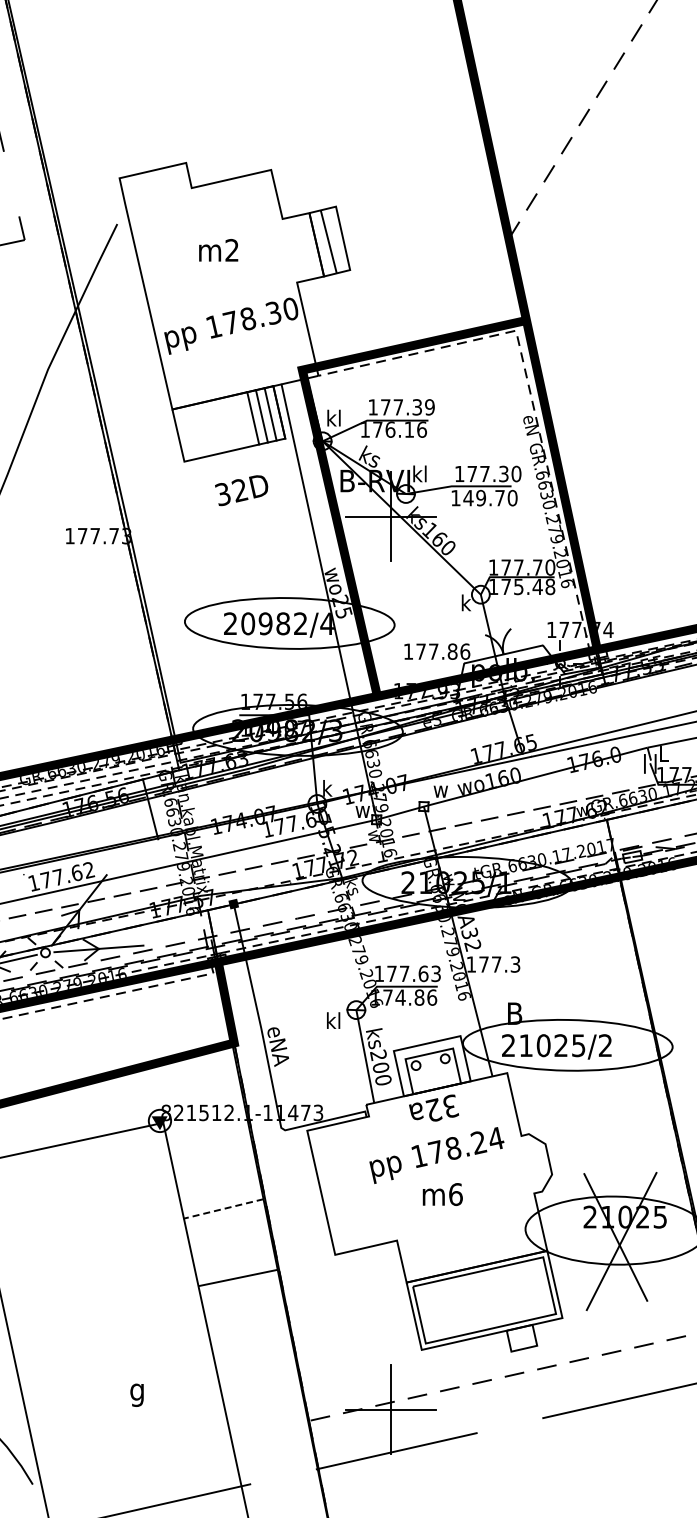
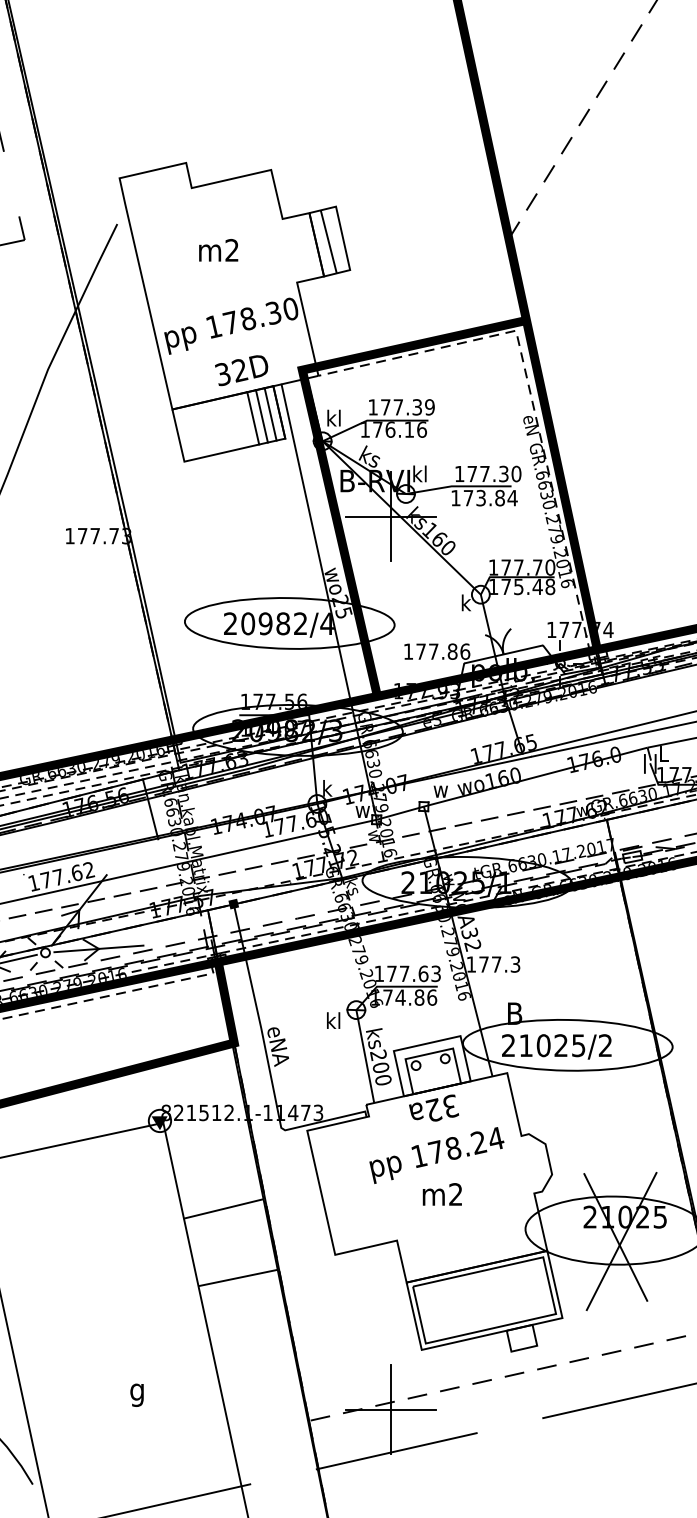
text position: (241, 490) -> (241, 370) (241, 370)
text: 149.70 -> 173.84 (490, 497)
text: m6 -> m2 (455, 1194)
line: dashed -> solid (223, 1209)
